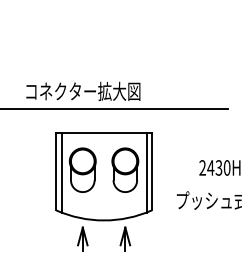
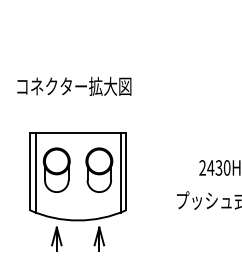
text position: (83, 90) -> (74, 85) (74, 85)
line: present -> none (115, 109)
part position: (103, 191) -> (77, 191) (77, 191)
